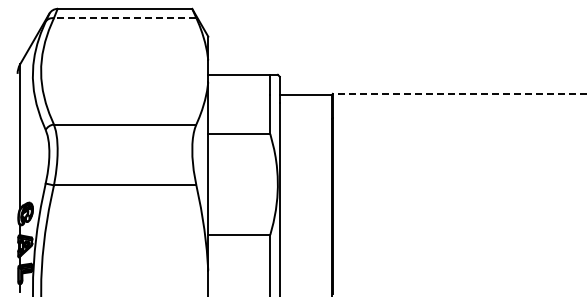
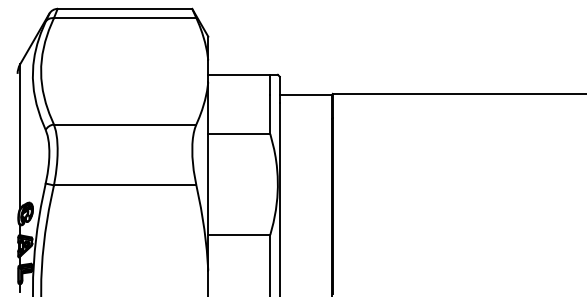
line: dashed -> solid (124, 18)
line: dashed -> solid (459, 93)
